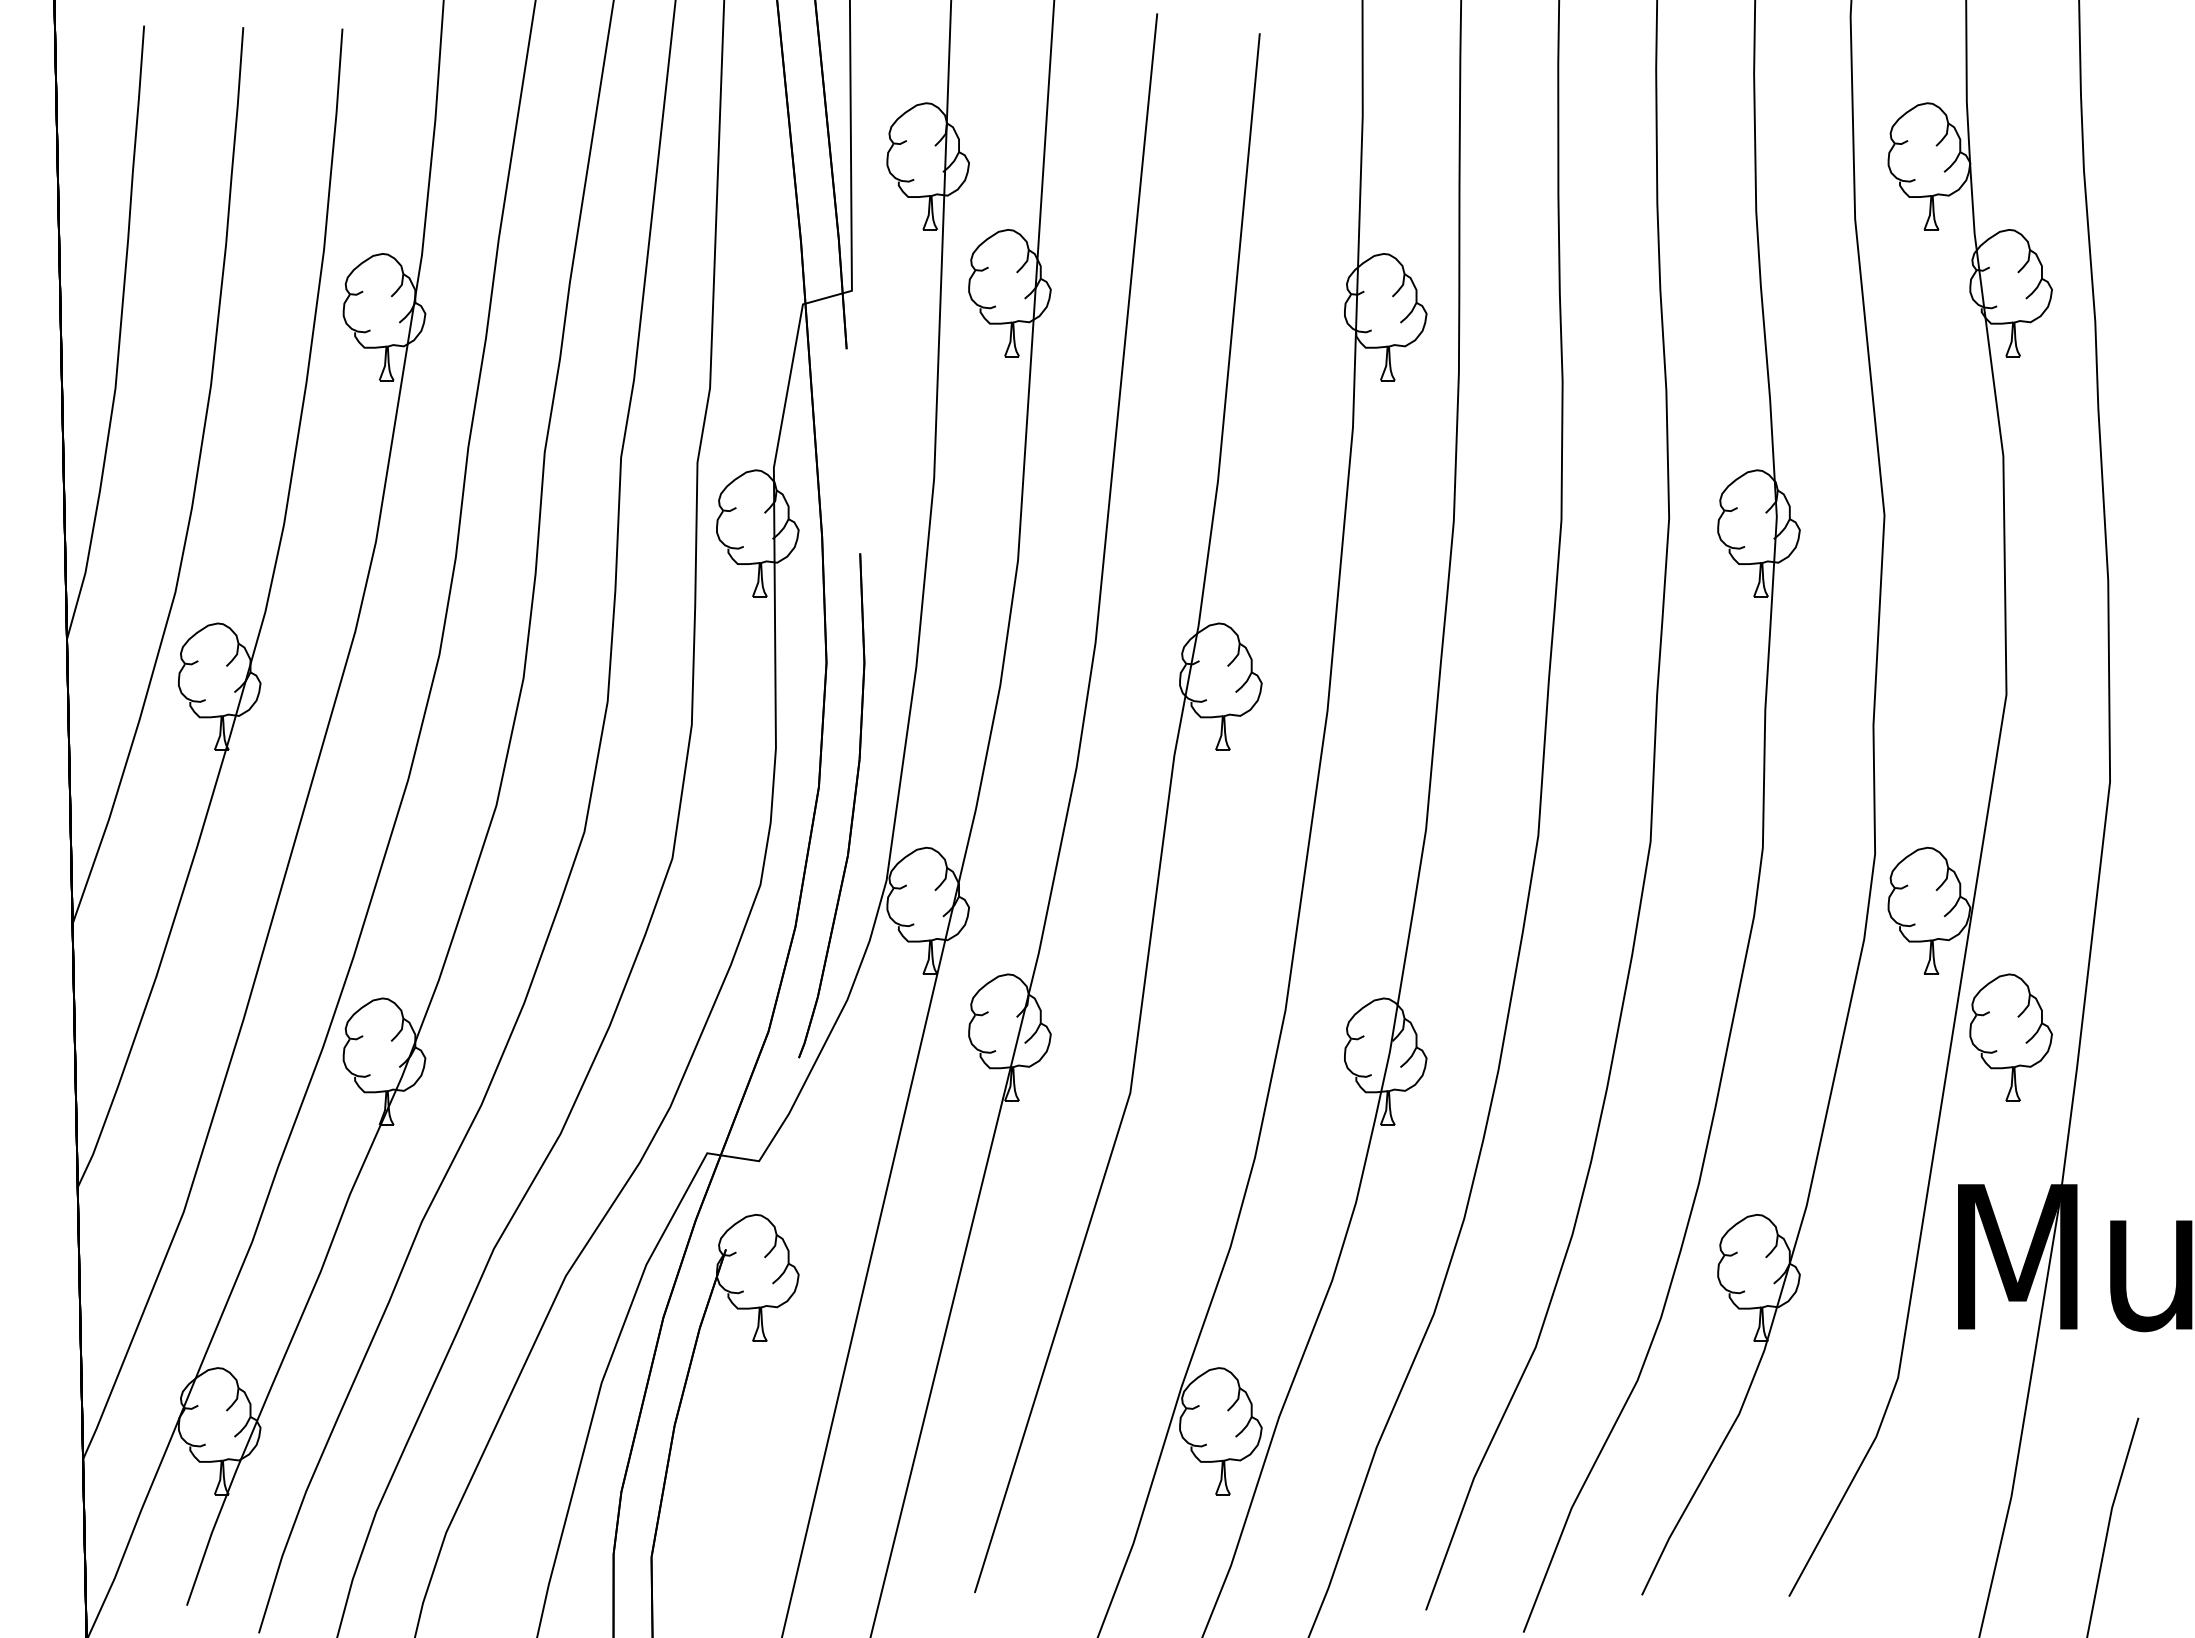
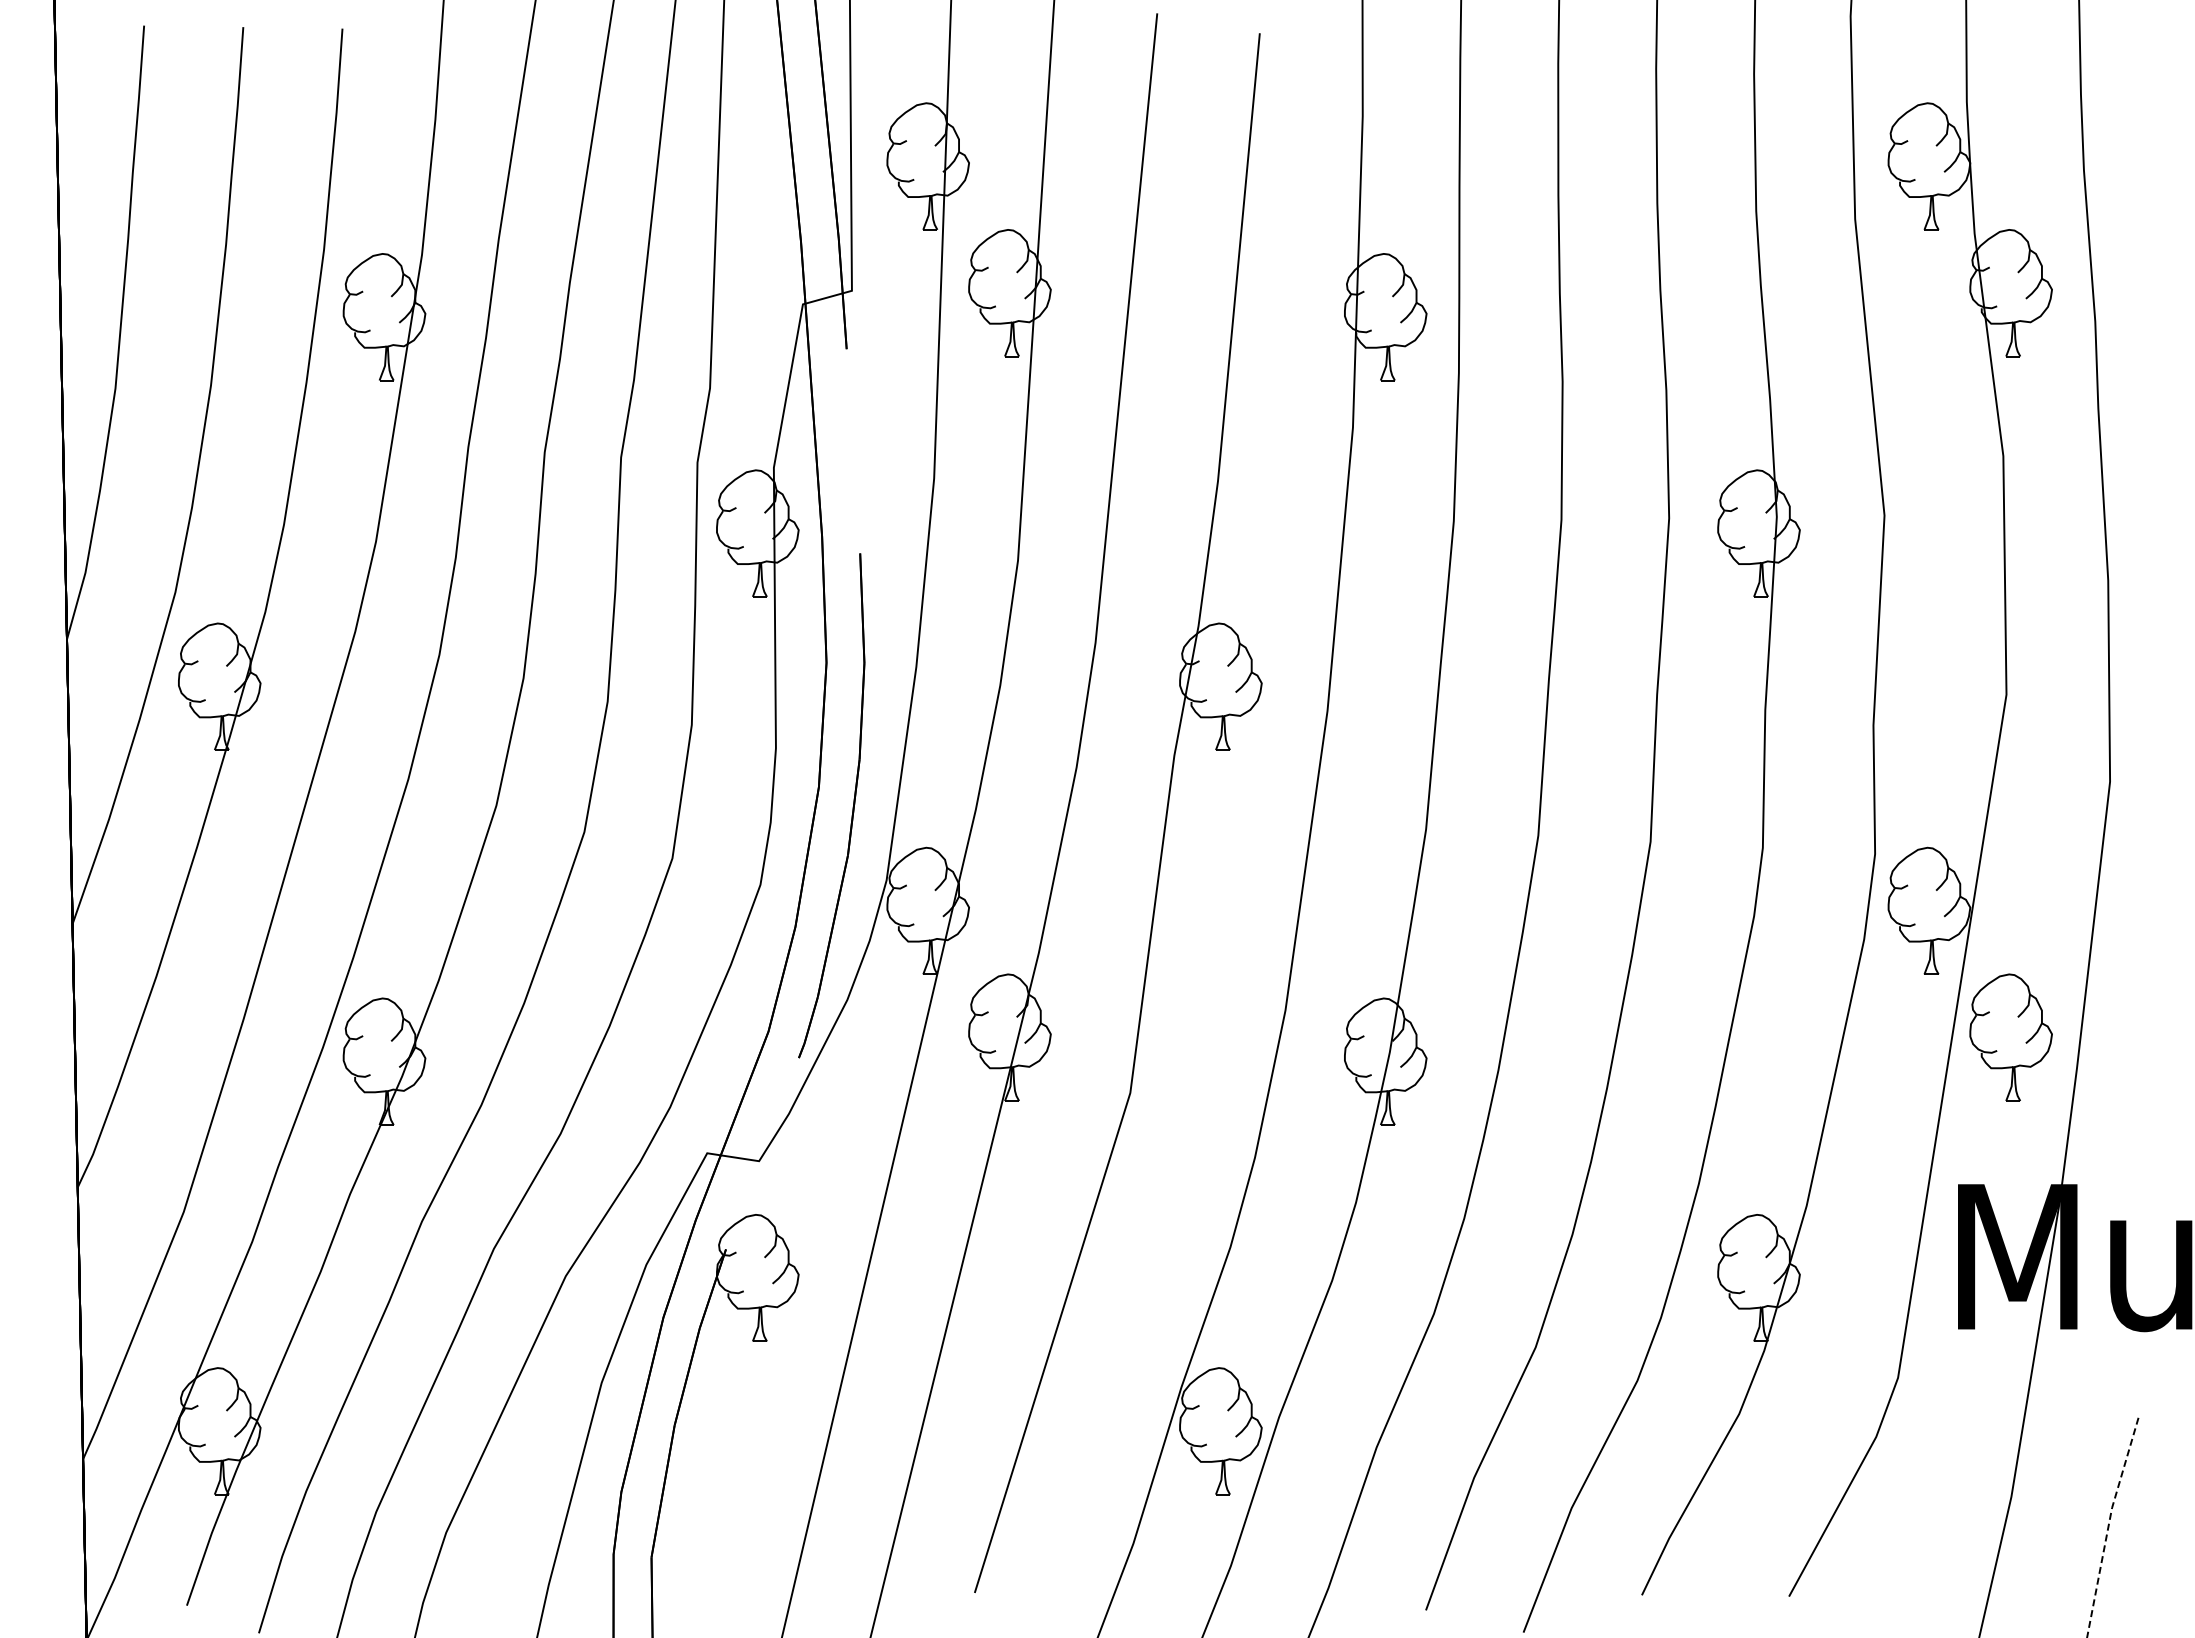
line: solid -> dashed (2108, 1526)
